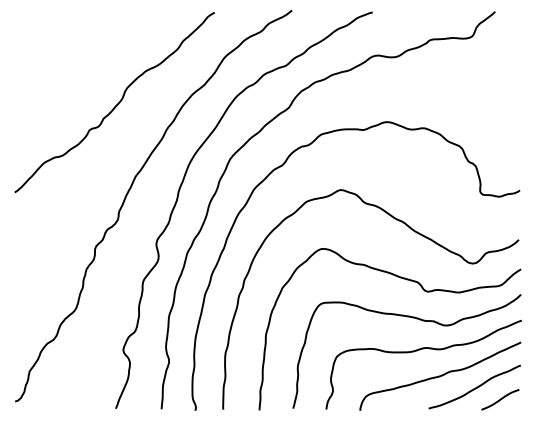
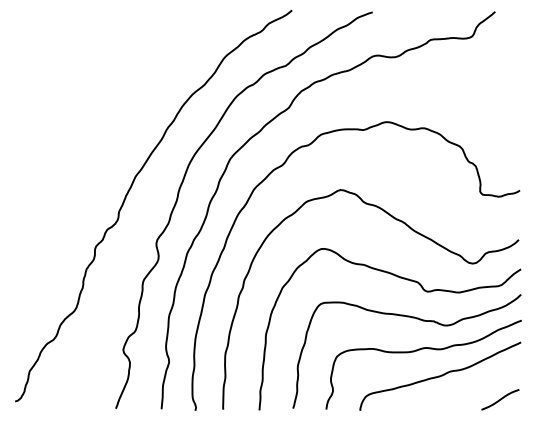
curve: present -> none (116, 104)
curve: present -> none (475, 387)
